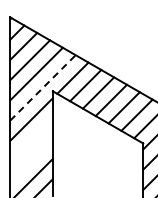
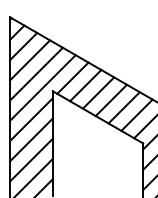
line: dashed -> solid (43, 87)
line: none -> present (31, 139)
line: none -> present (31, 159)
